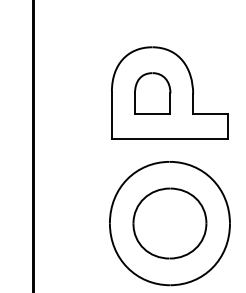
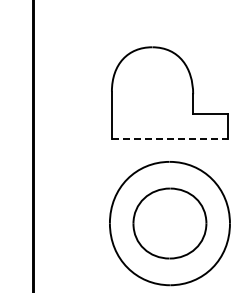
part: present -> none (152, 93)
line: solid -> dashed (170, 139)
